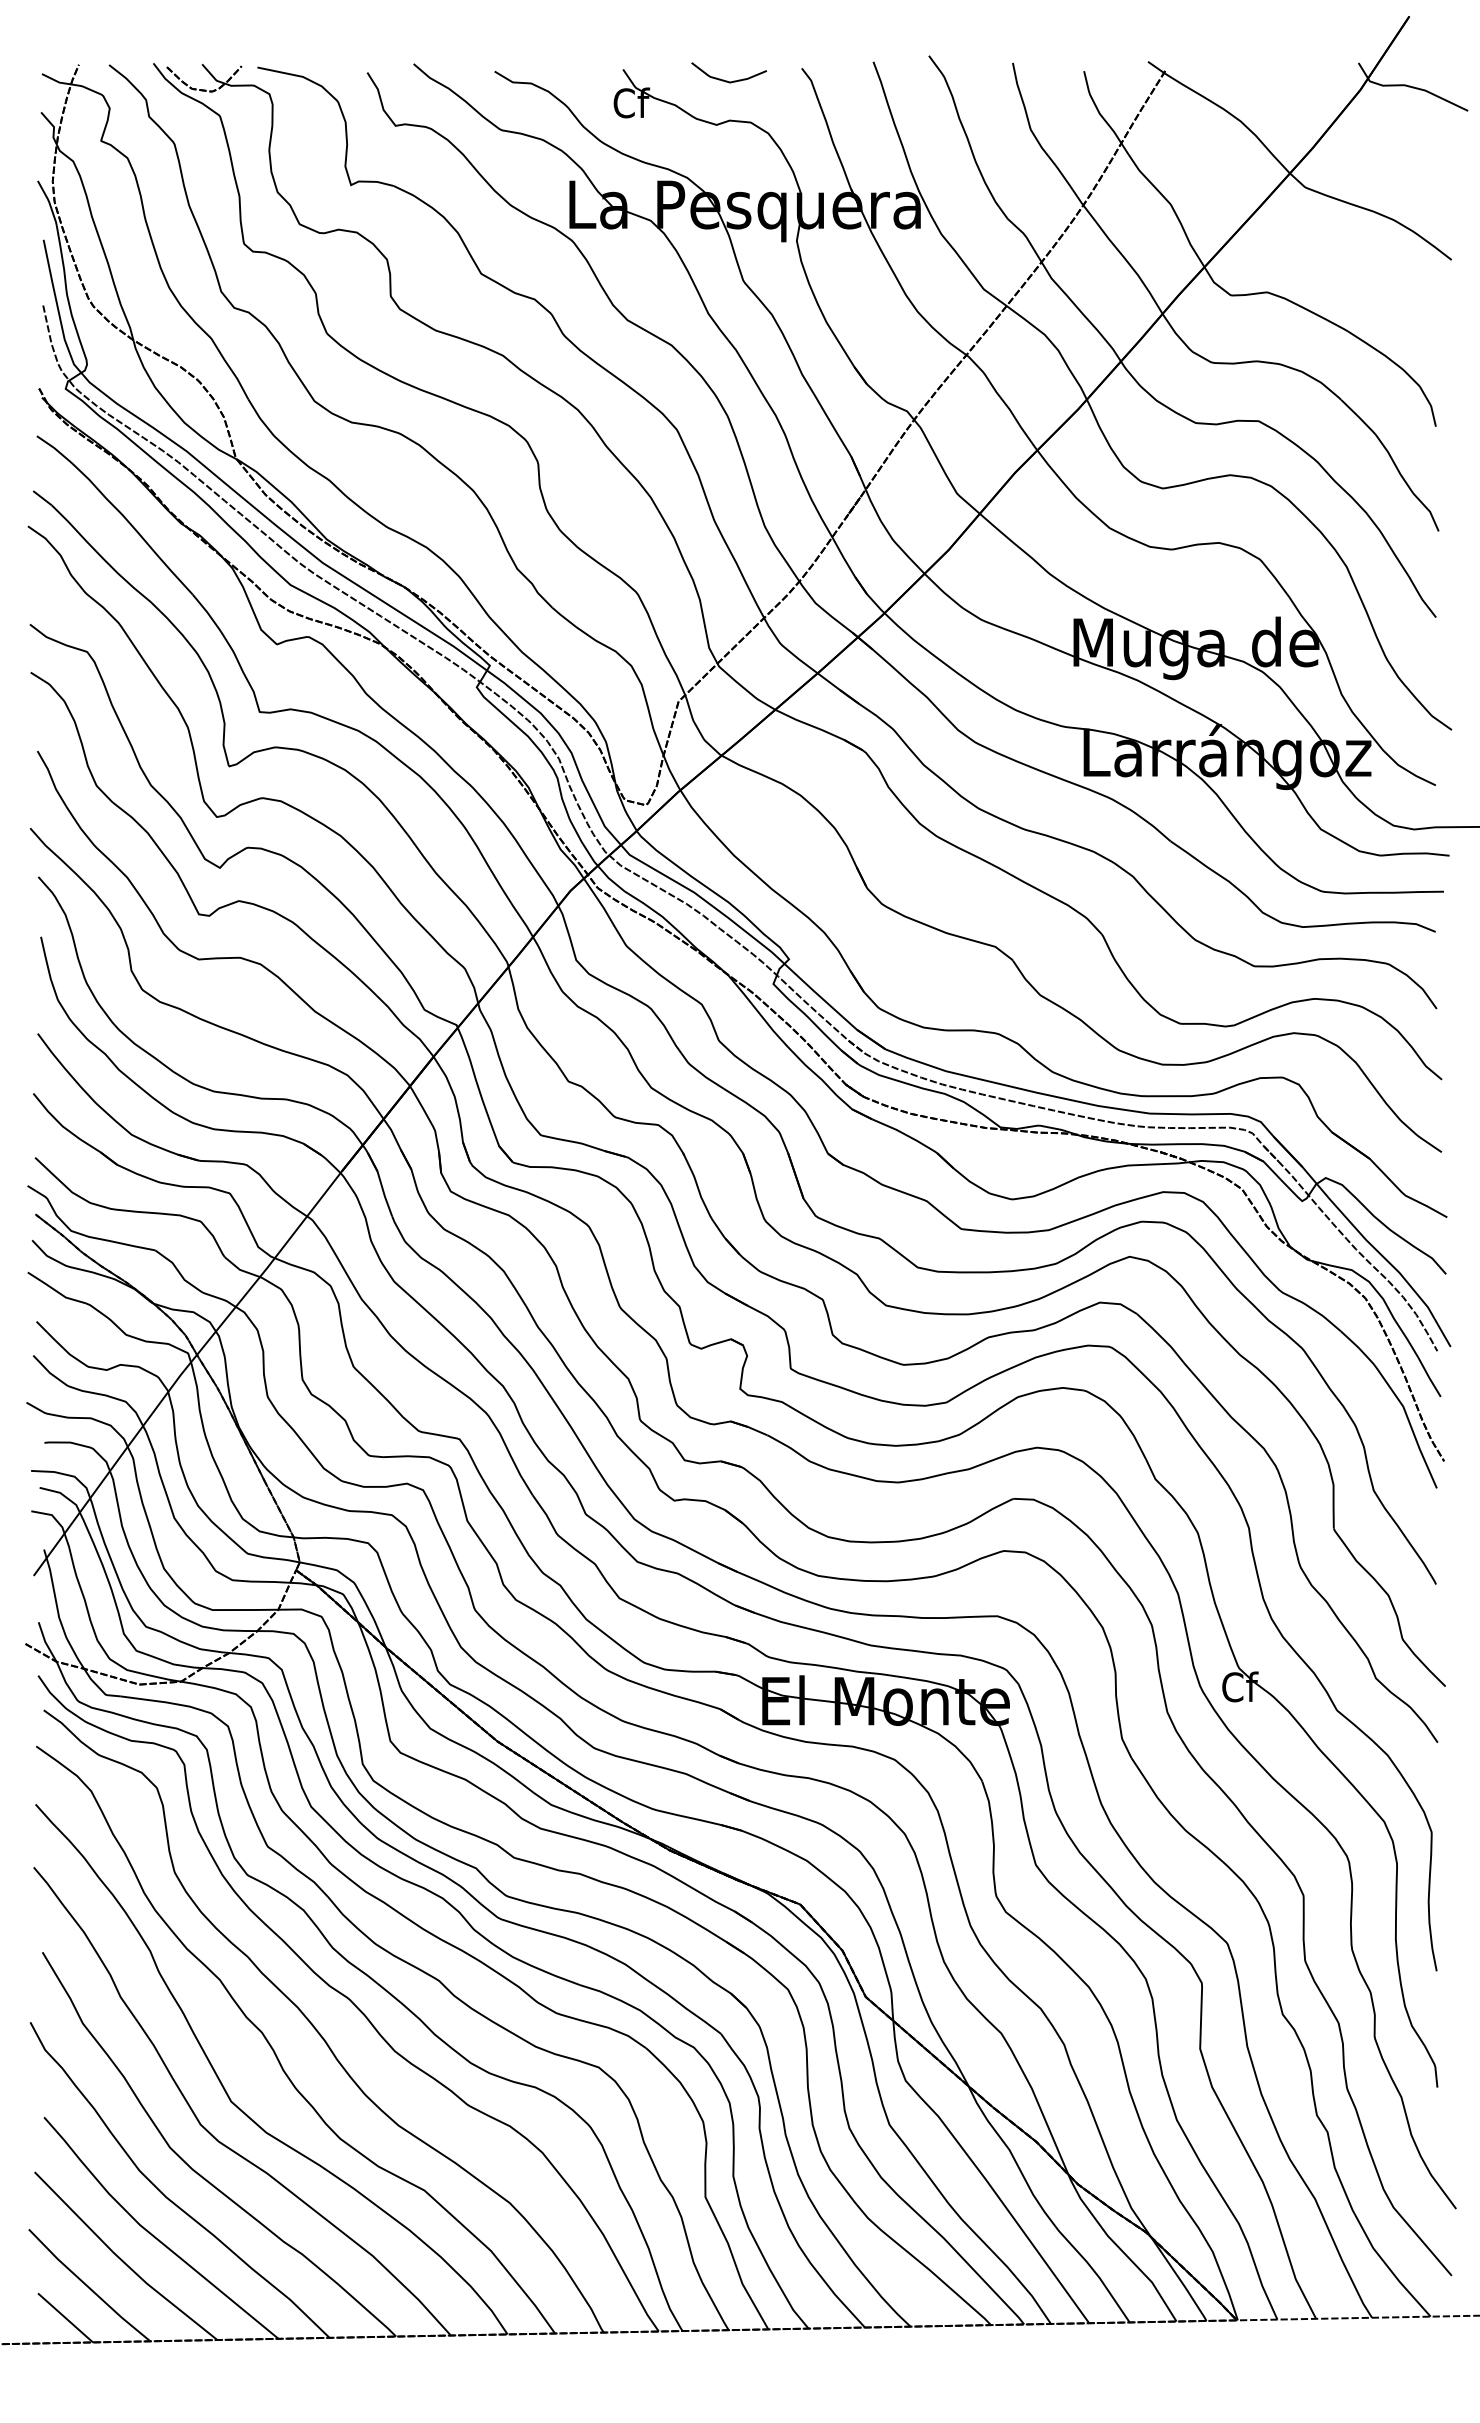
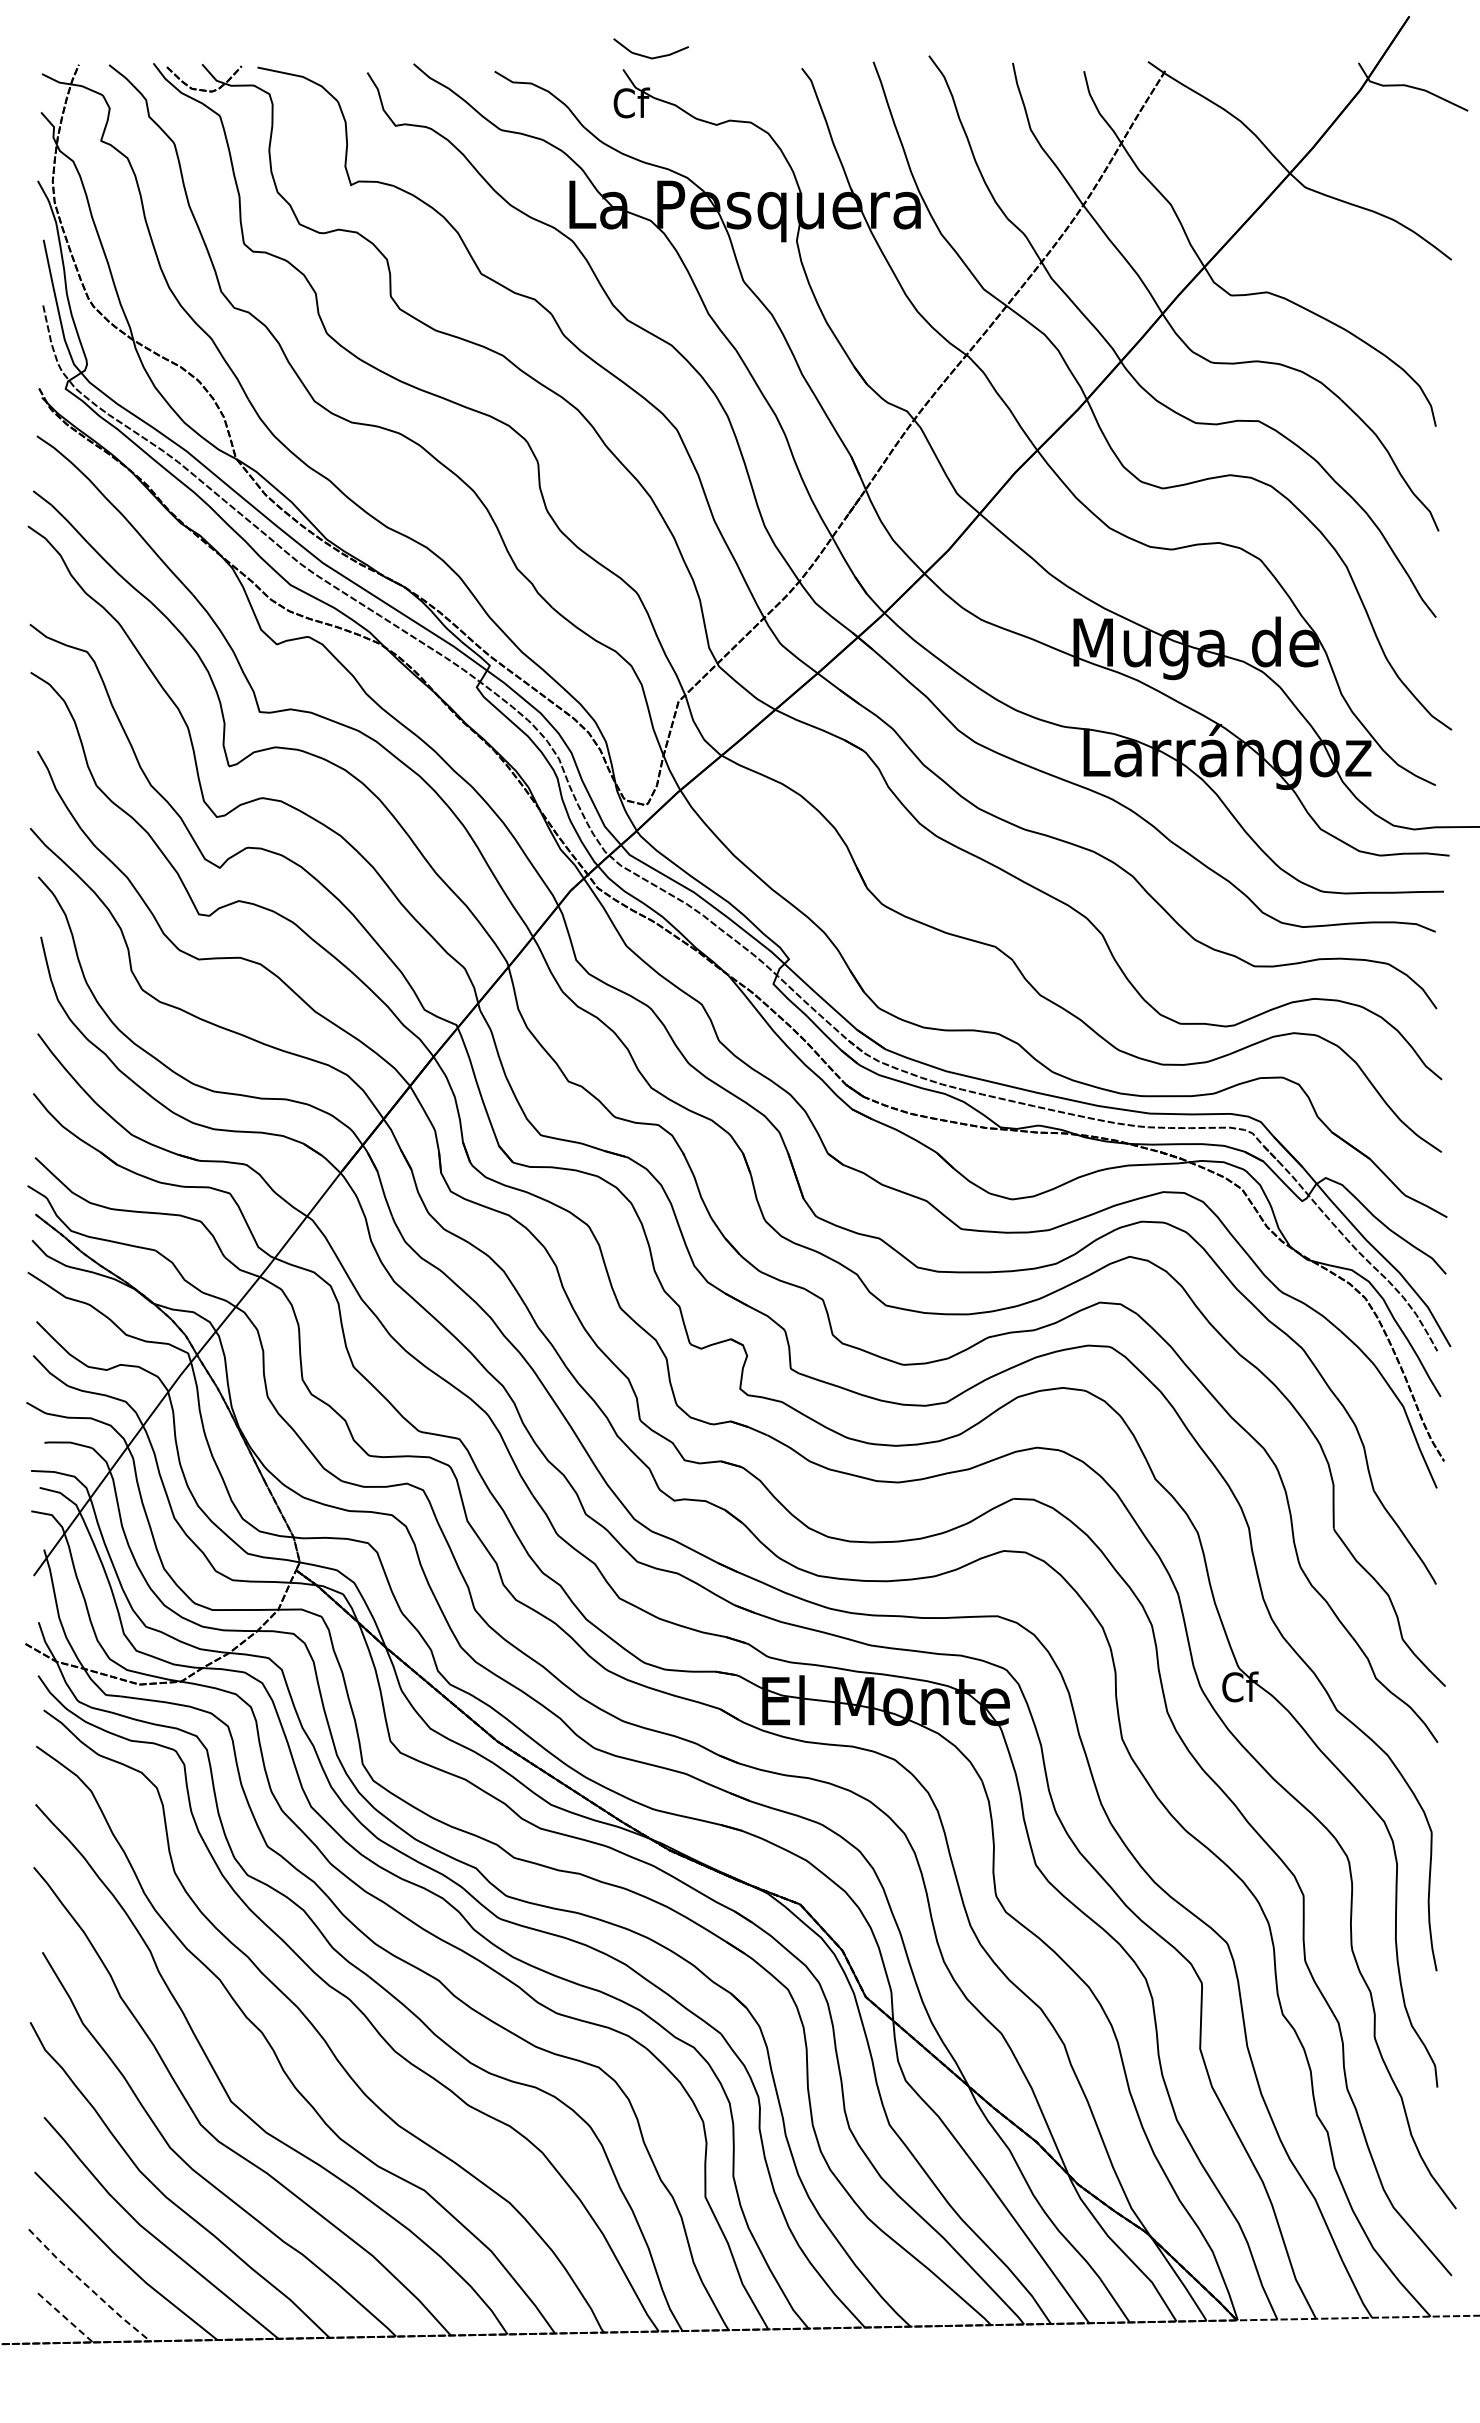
curve position: (727, 80) -> (649, 56) (649, 56)
line: solid -> dashed (88, 2287)
line: solid -> dashed (65, 2317)
